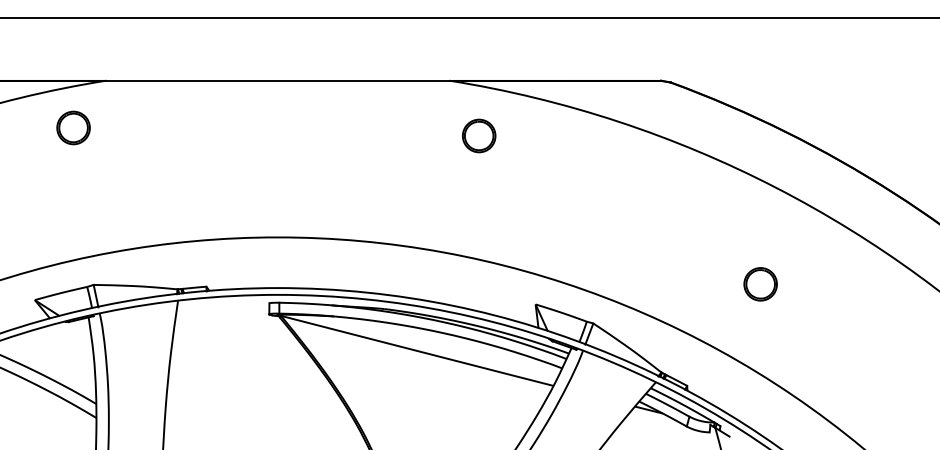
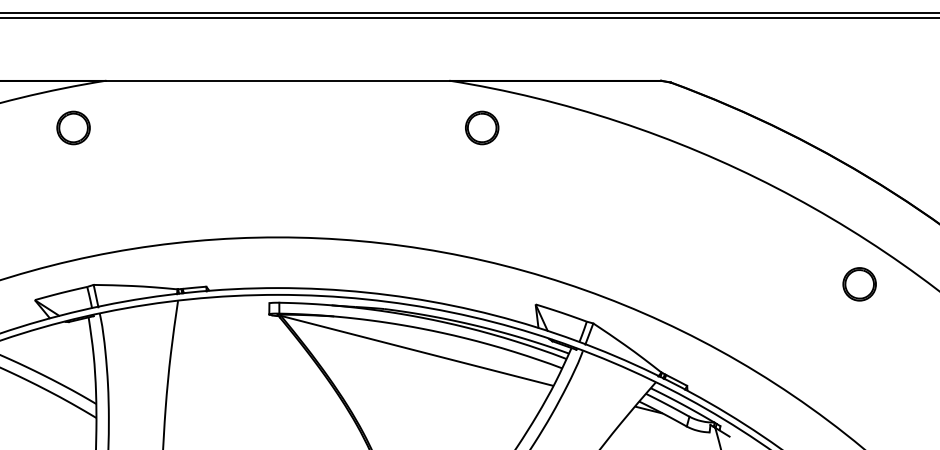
line: none -> present (469, 13)
part position: (479, 135) -> (482, 127) (482, 127)
part position: (760, 284) -> (859, 284) (859, 284)
